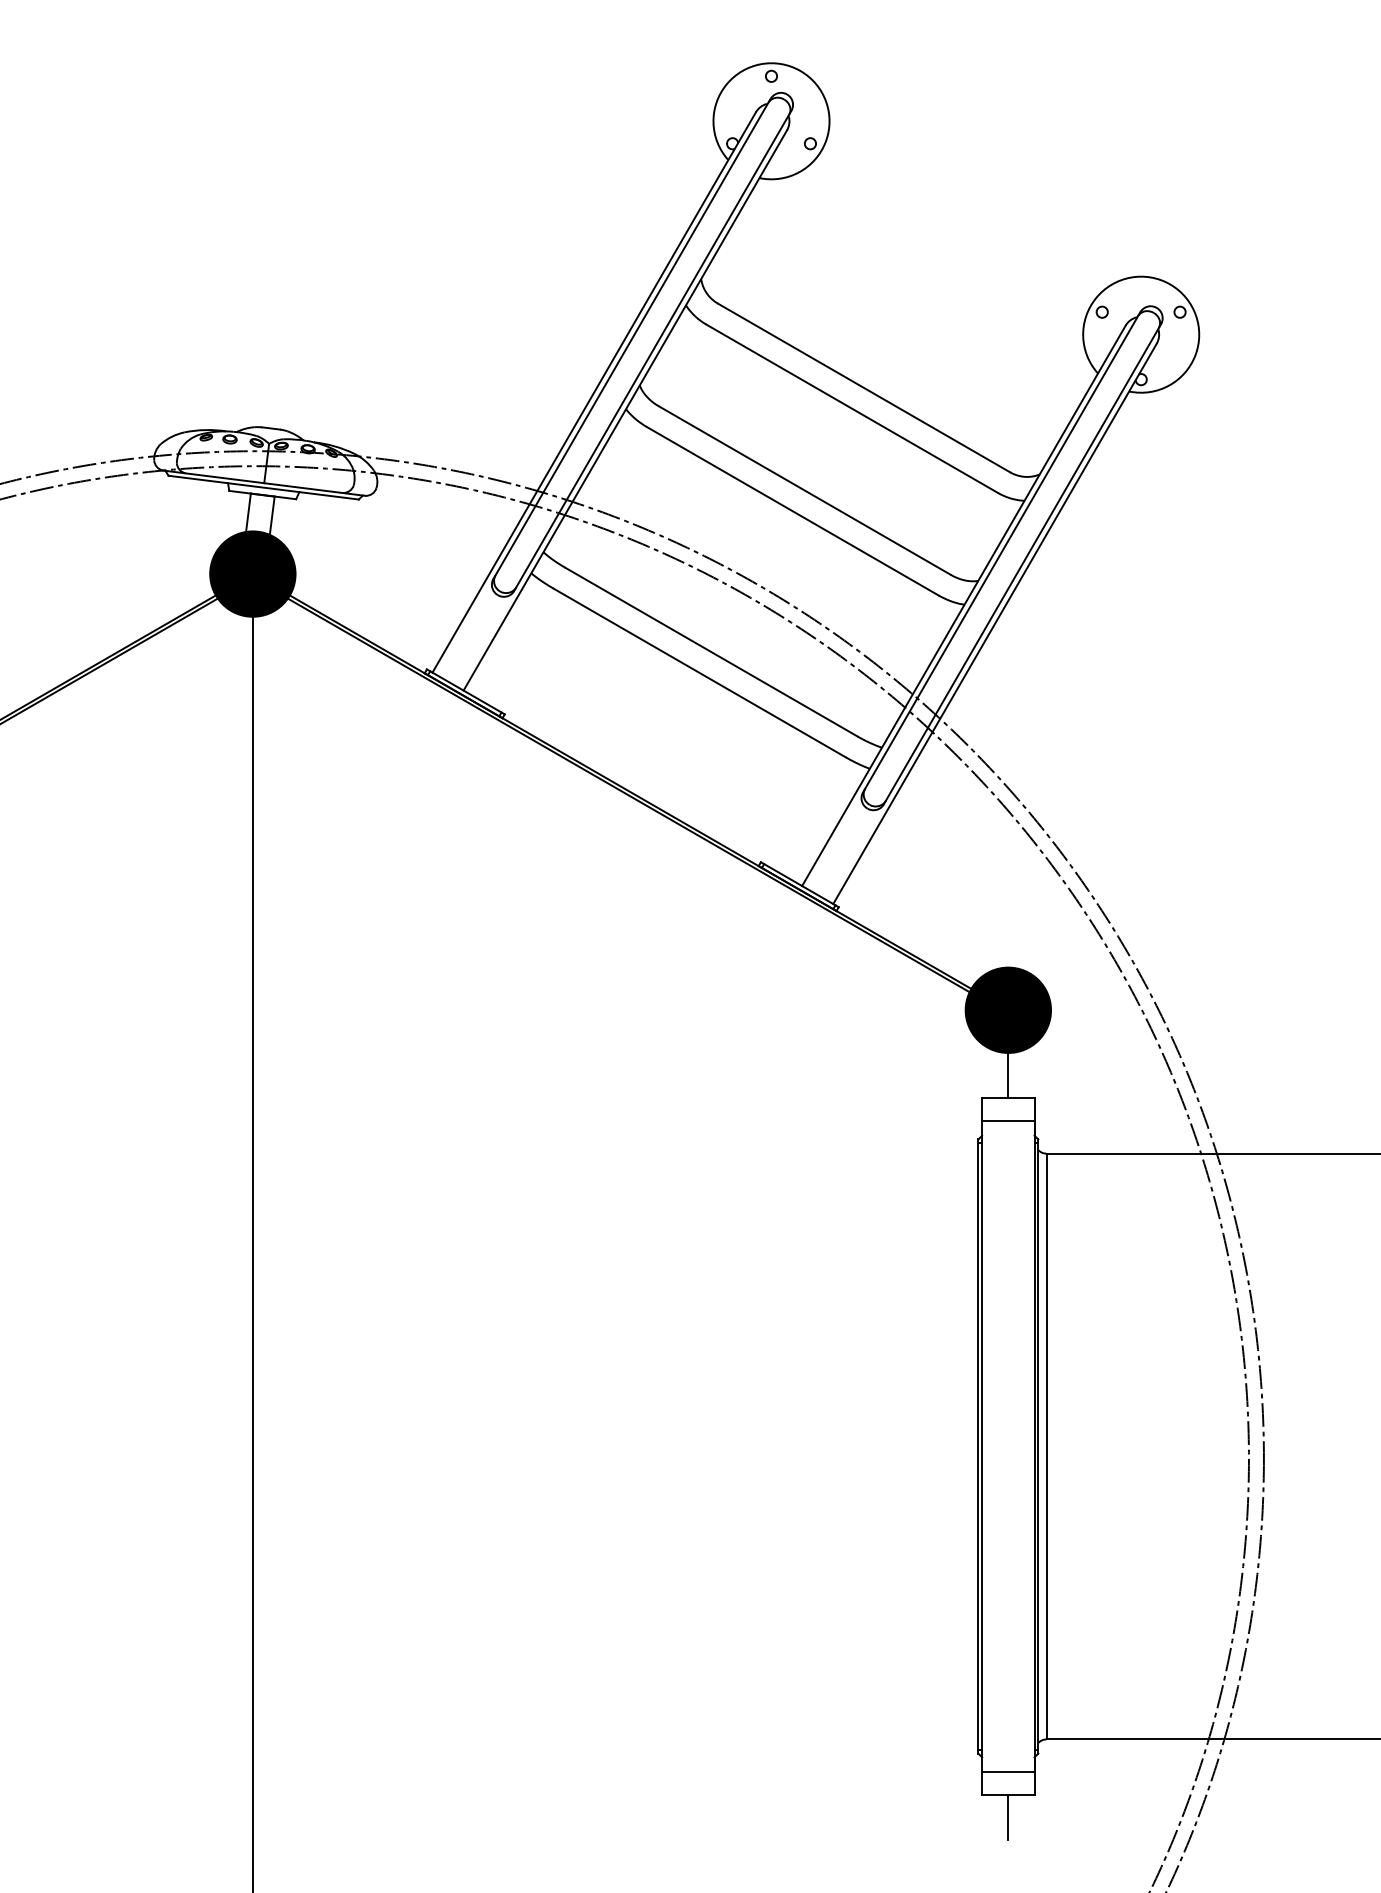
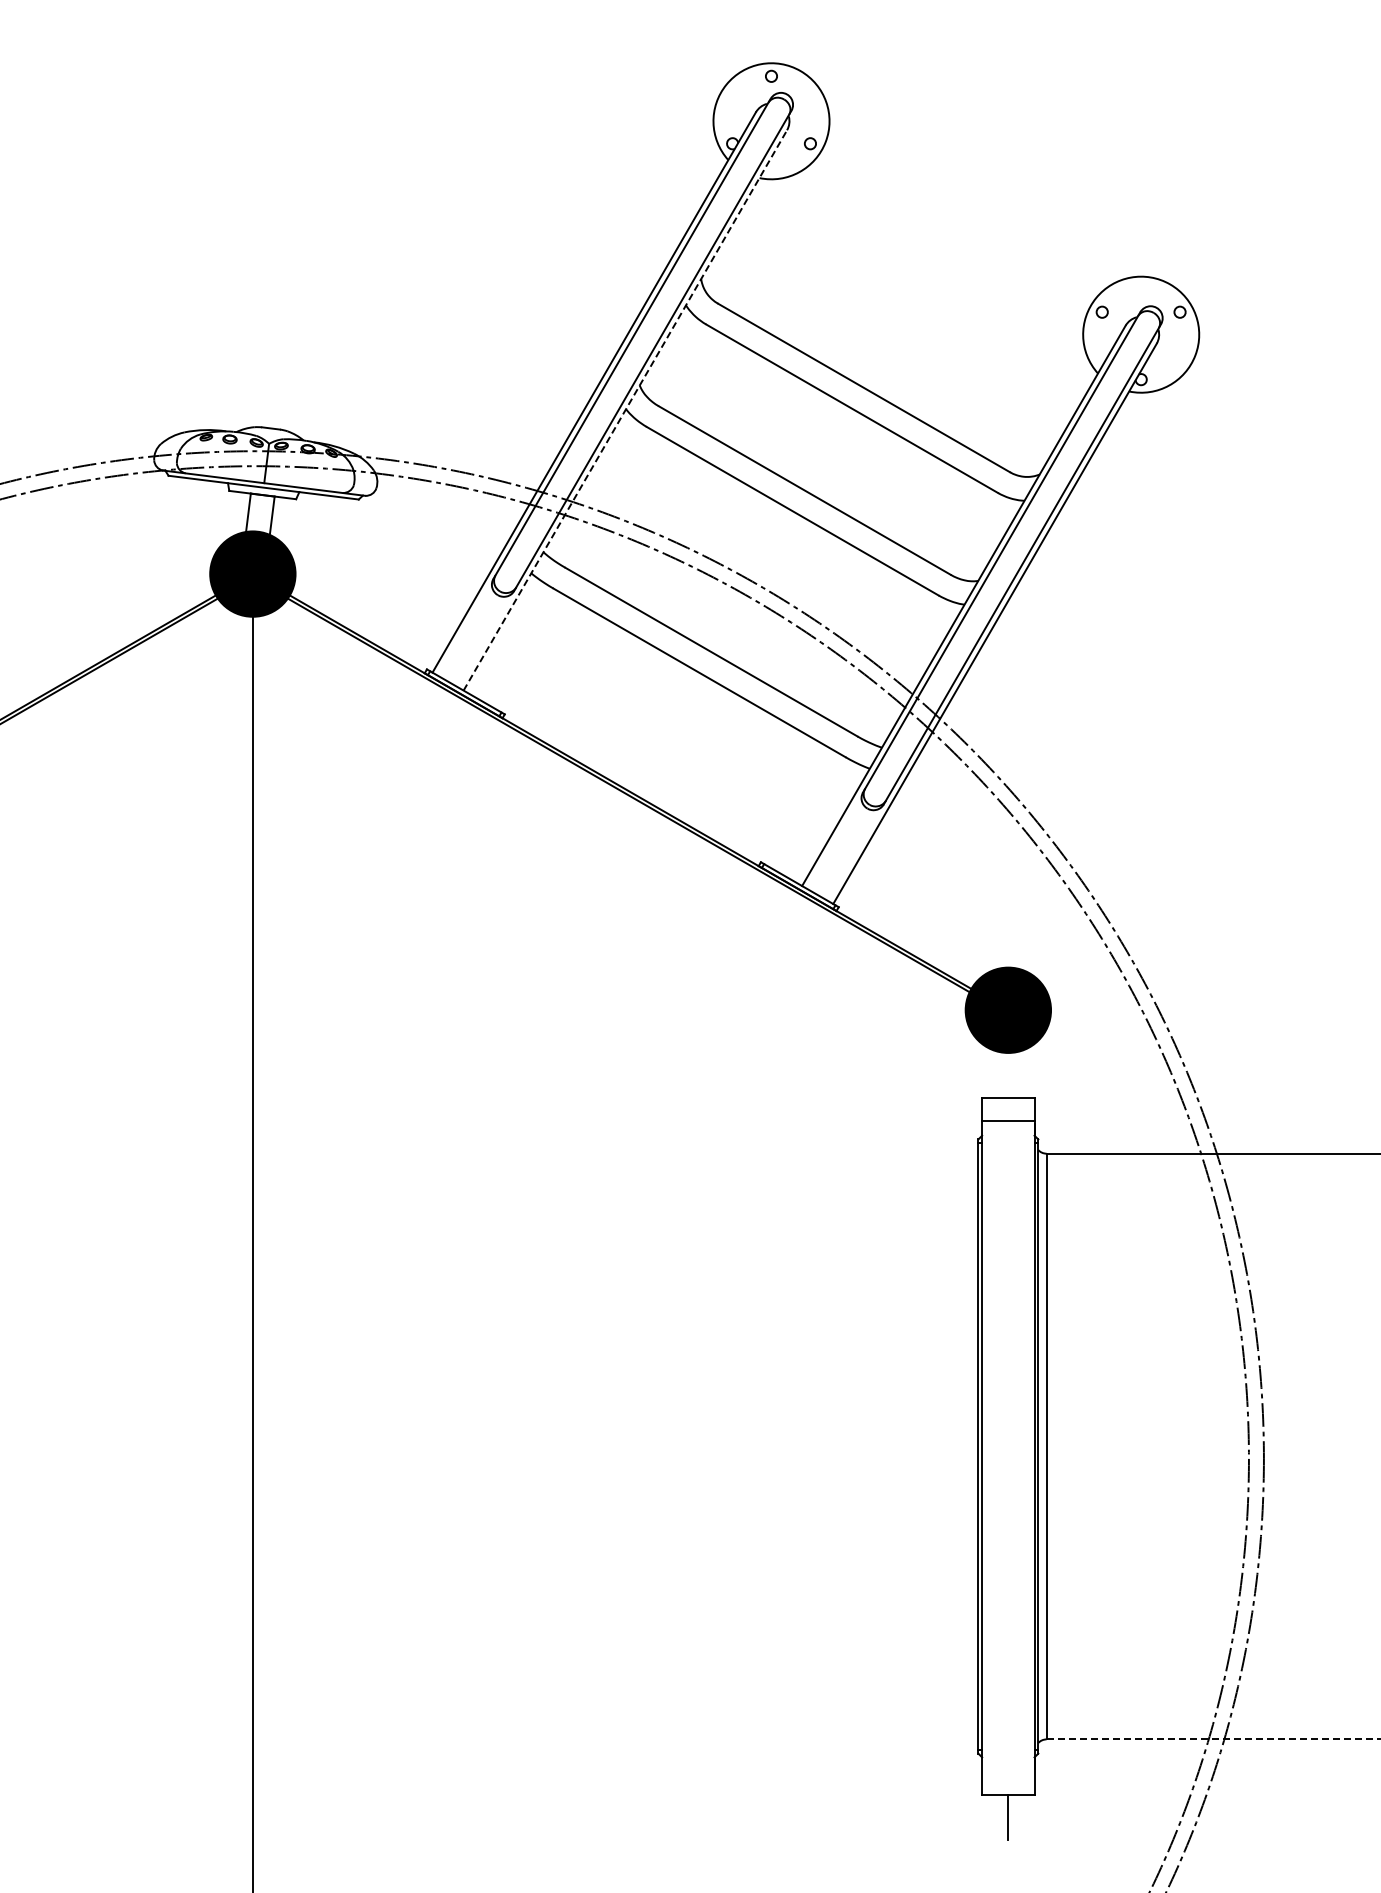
line: solid -> dashed (625, 410)
line: present -> none (1008, 1075)
line: solid -> dashed (1213, 1739)
line: present -> none (1008, 1772)
